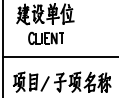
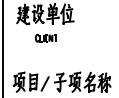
part size: 36x14 px -> 22x9 px (45, 38)
line: present -> none (59, 56)
